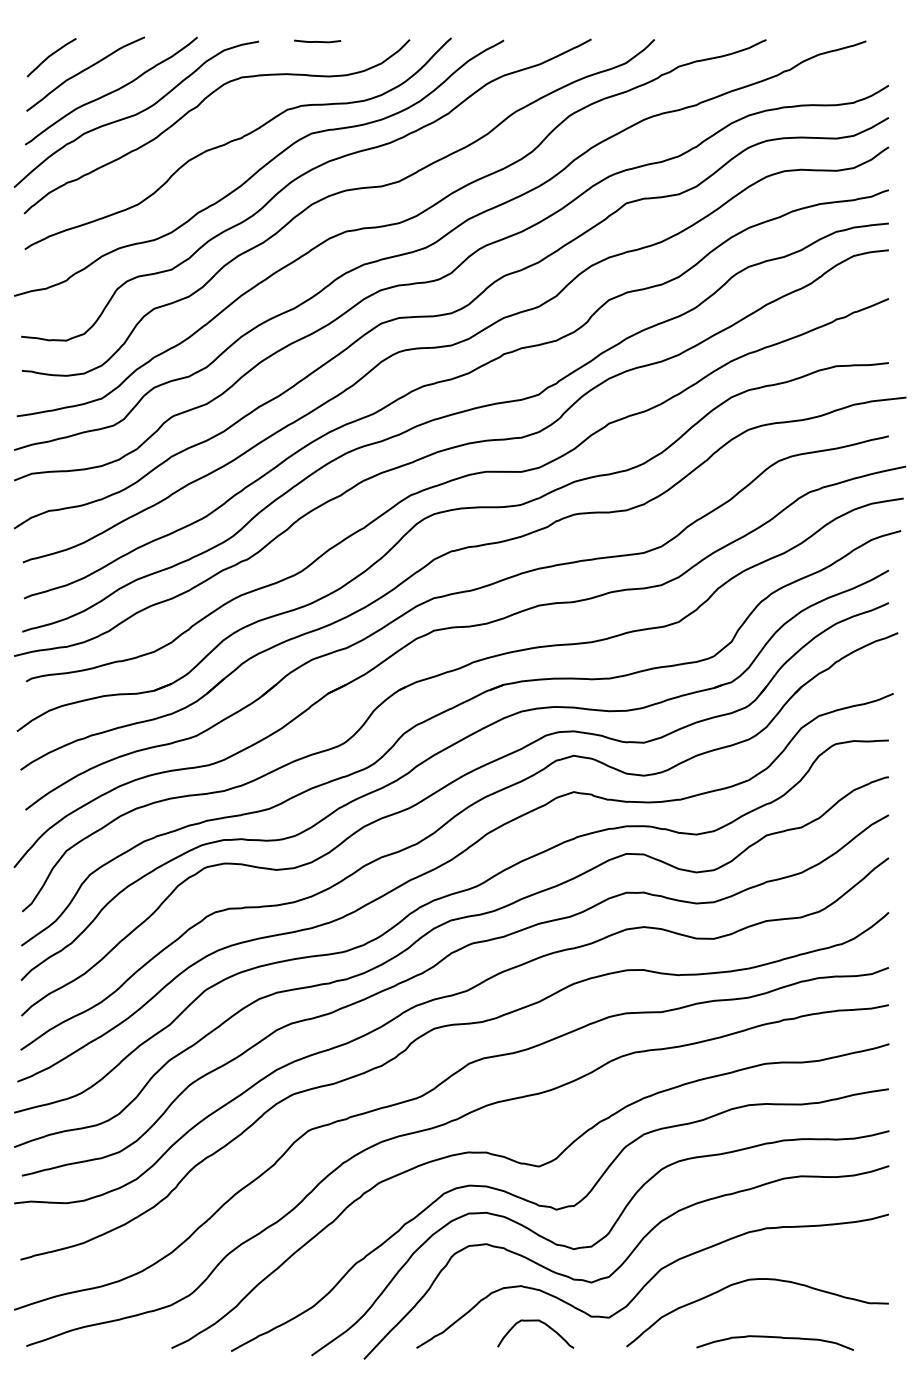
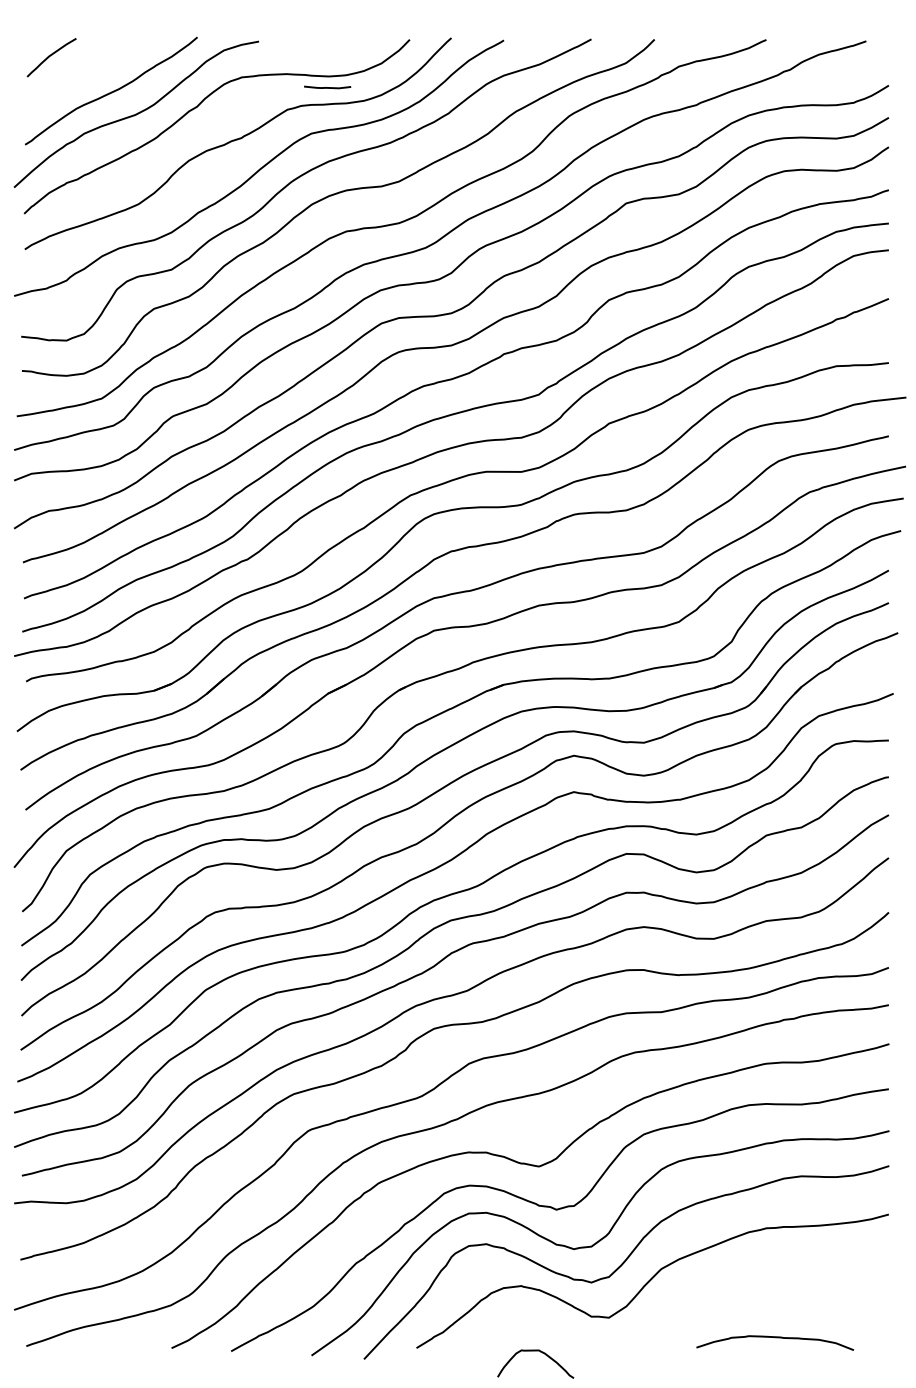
curve position: (317, 41) -> (327, 87) (327, 87)
curve: present -> none (84, 71)
curve: present -> none (756, 1280)
curve position: (535, 1321) -> (535, 1351) (535, 1351)
